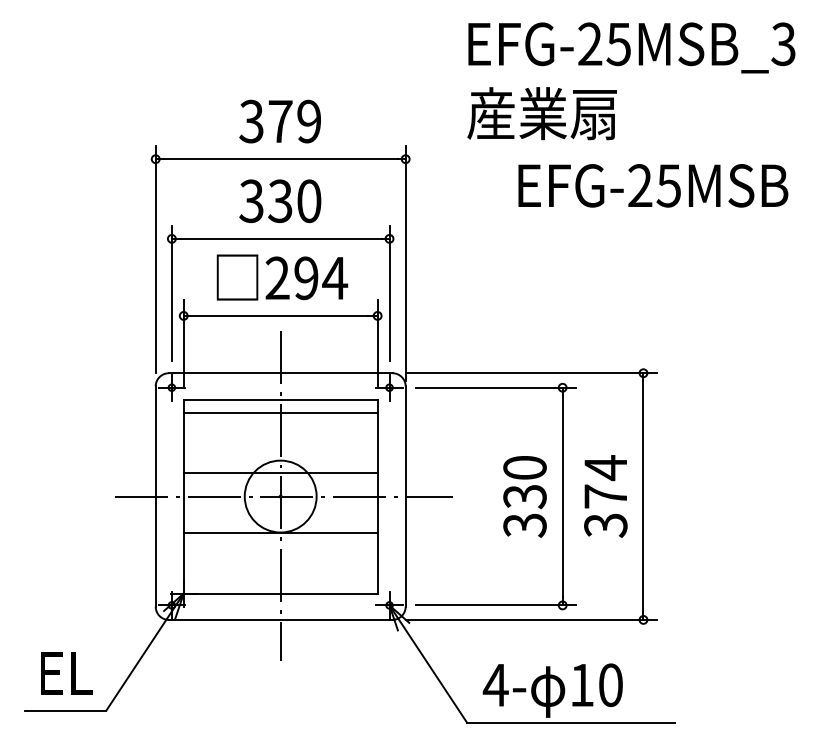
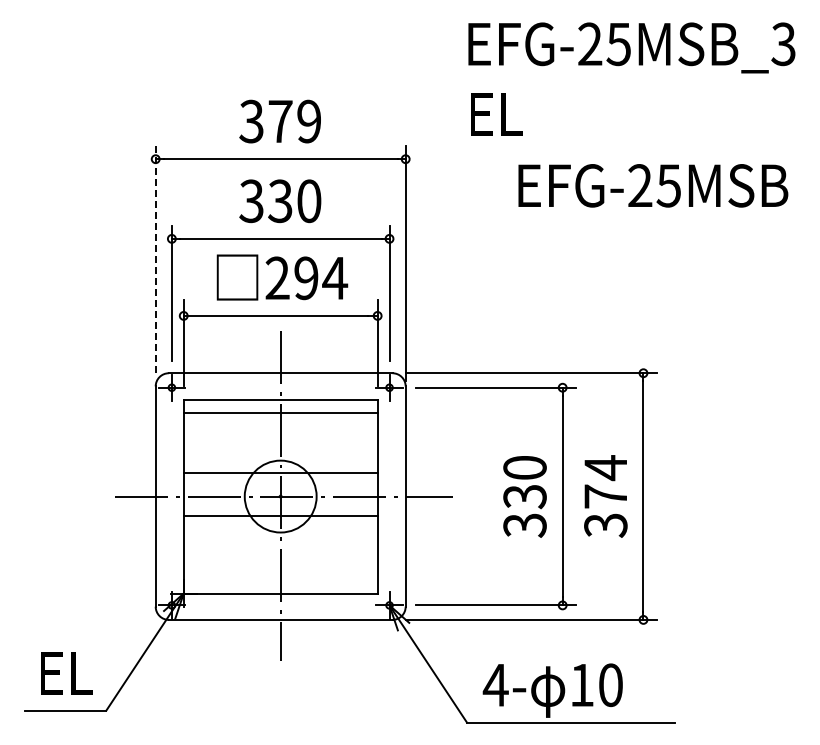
text: 産業扇 -> EL (541, 113)
line: solid -> dashed (155, 259)
line position: (280, 533) -> (280, 516) (280, 516)
